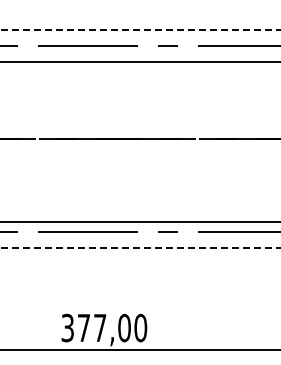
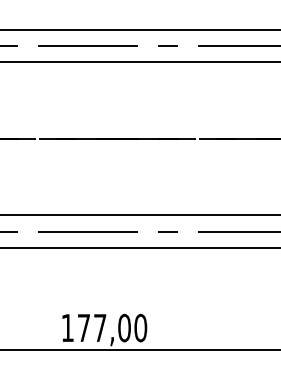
line: dashed -> solid (140, 29)
line position: (139, 222) -> (139, 215) (139, 215)
line: dashed -> solid (140, 248)
text: 377,00 -> 177,00 (67, 327)
